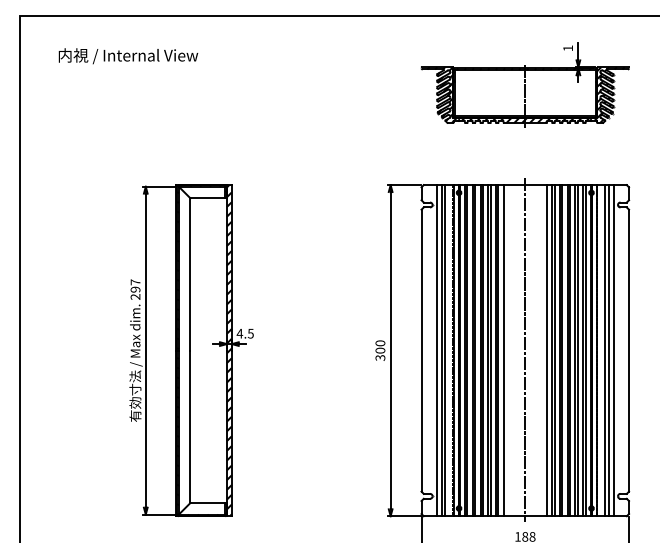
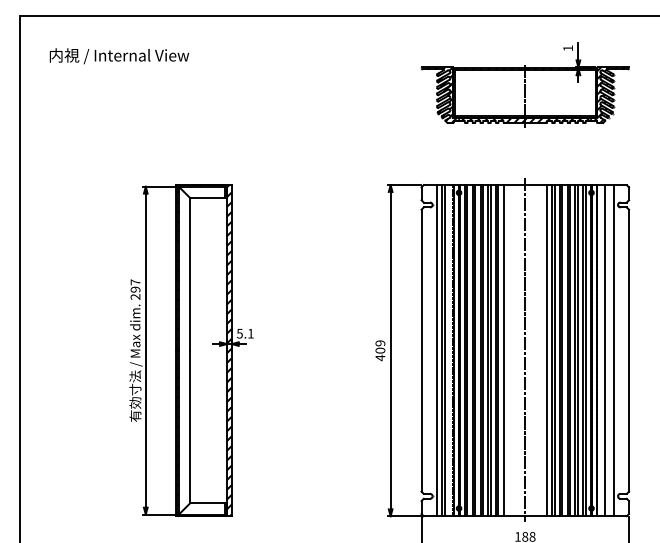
text position: (128, 56) -> (119, 56) (119, 56)
text: 4.5 -> 5.1 (244, 333)
text: 300 -> 409 (380, 350)
line: present -> none (608, 350)
